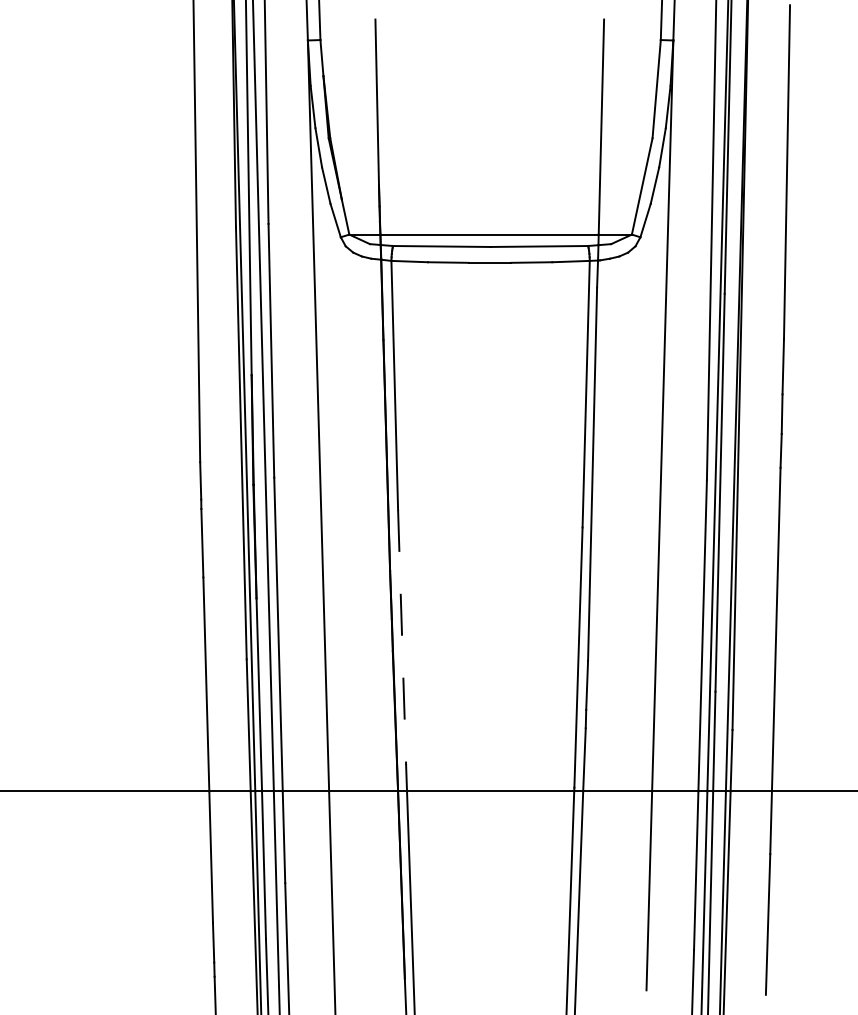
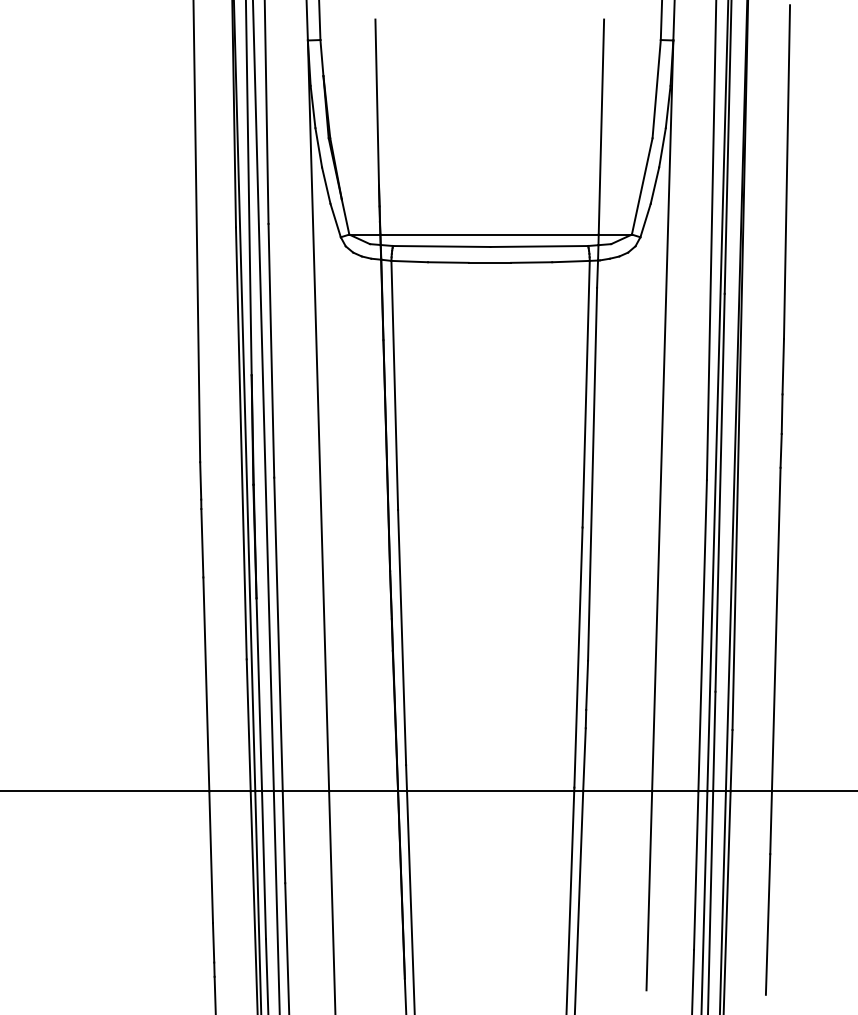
line: dashed -> solid (402, 637)
